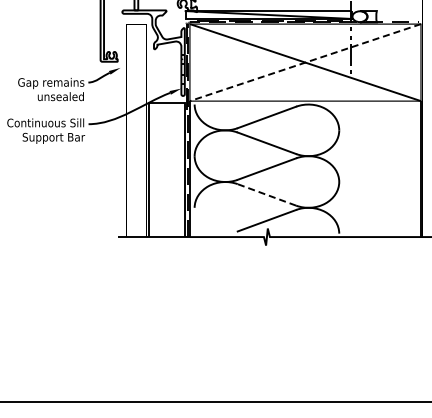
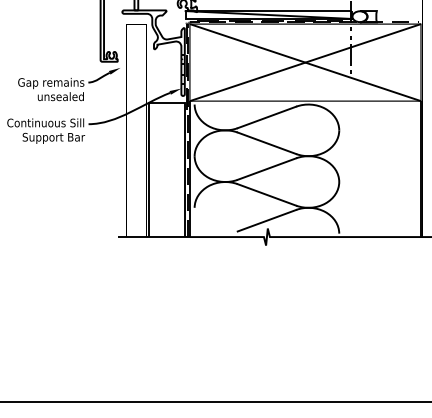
line: dashed -> solid (305, 62)
line: dashed -> solid (266, 194)
